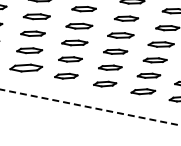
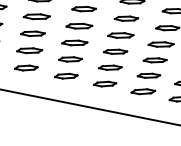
part size: 35x10 px -> 25x8 px (26, 67)
line: dashed -> solid (90, 107)
